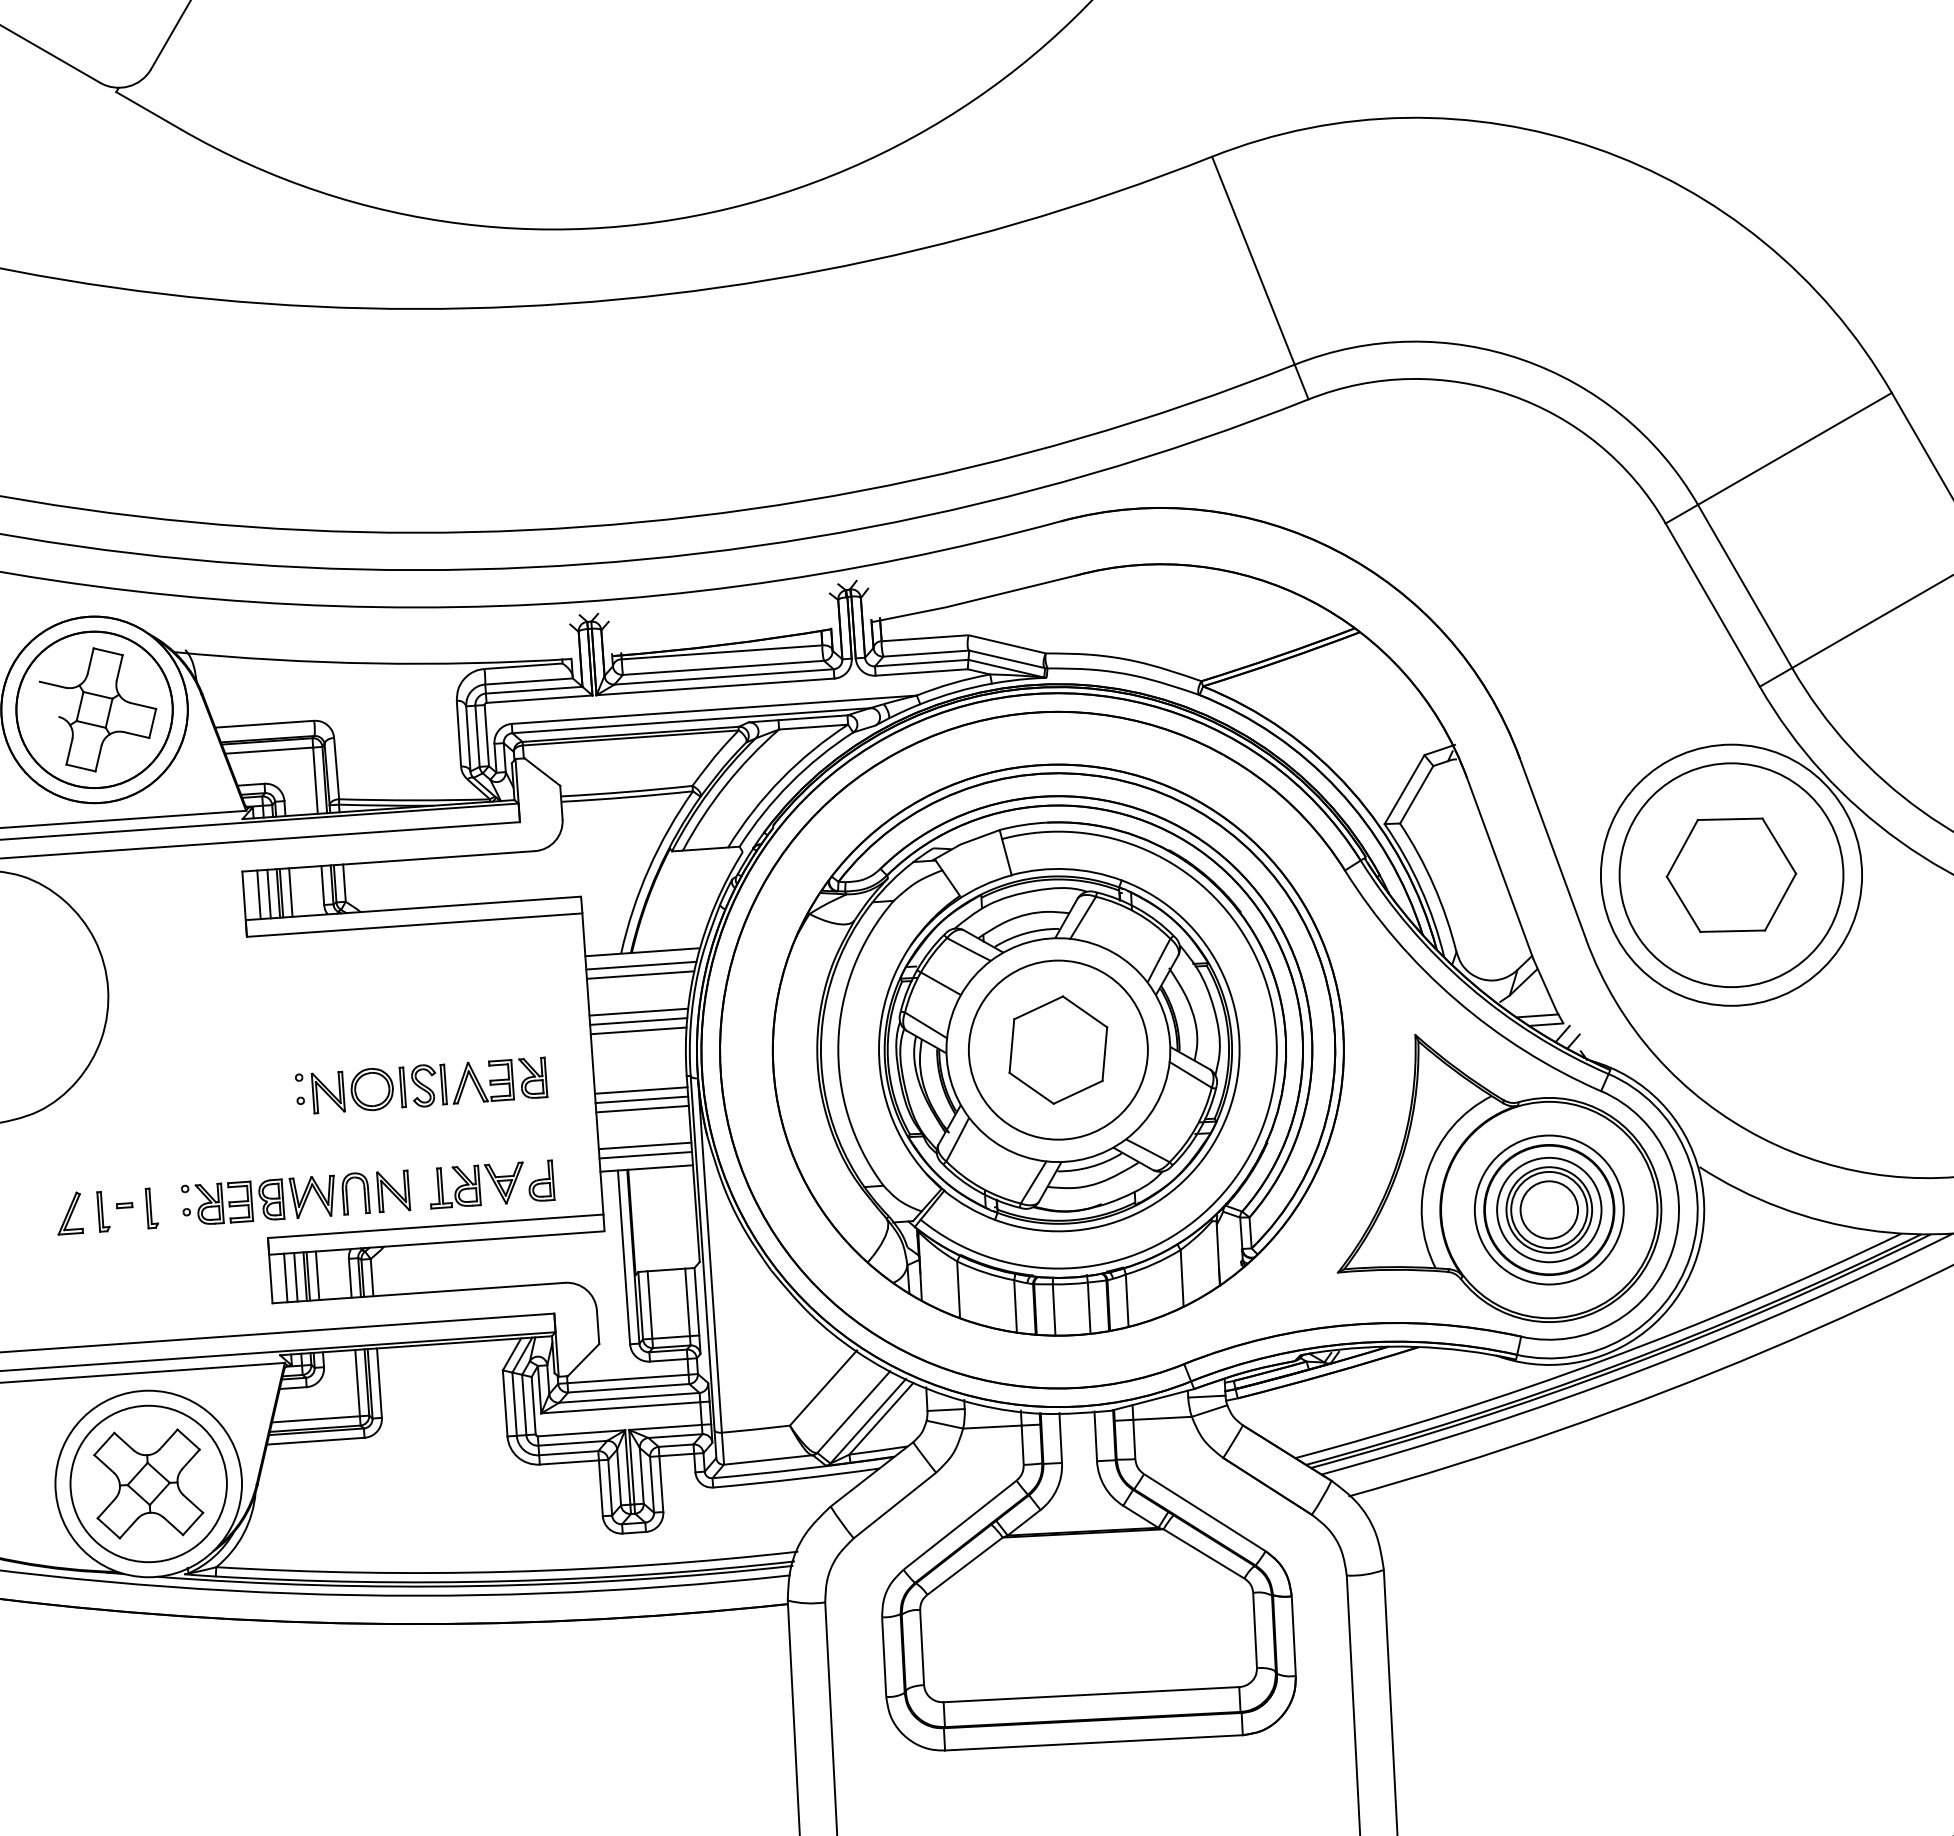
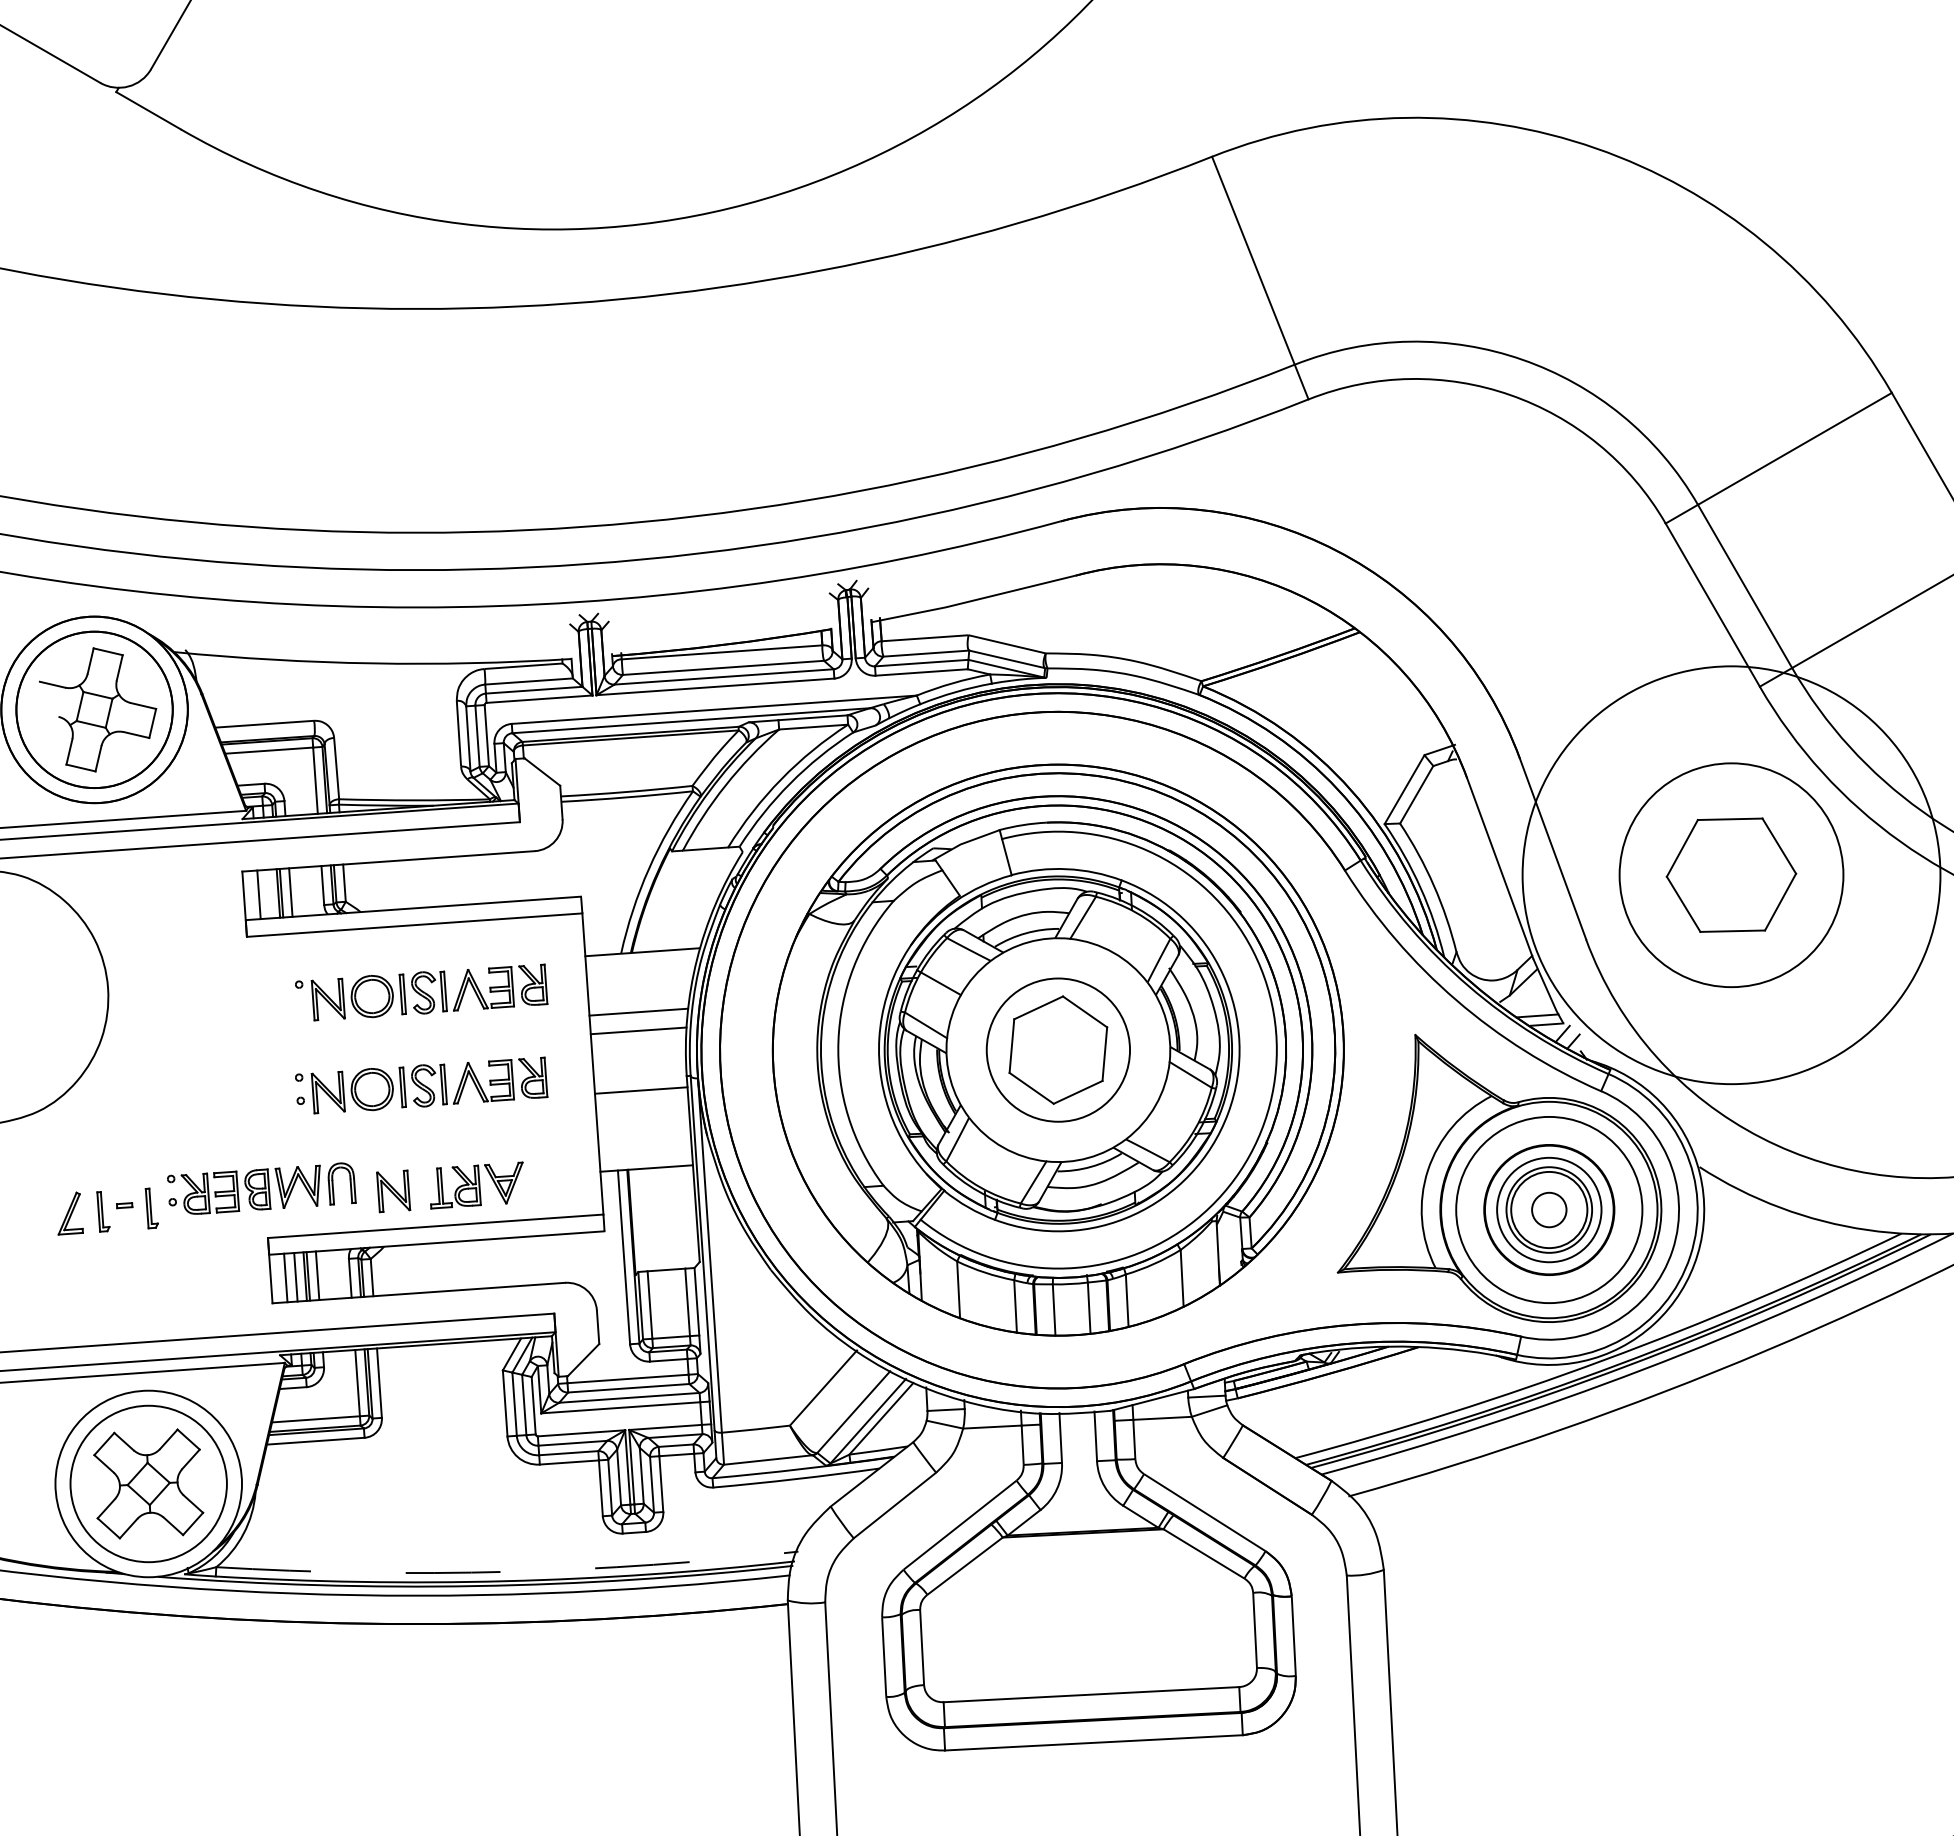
circle diameter: 261 px -> 418 px (1731, 875)
line: present -> none (268, 893)
line: present -> none (641, 965)
line: present -> none (640, 974)
part: none -> present (421, 992)
line: present -> none (638, 1021)
circle diameter: 179 px -> 143 px (1058, 1049)
line: present -> none (641, 1099)
line: present -> none (642, 1108)
line: present -> none (644, 1145)
line: present -> none (645, 1154)
part: present -> none (541, 1180)
part position: (275, 1198) -> (261, 1188) (261, 1188)
circle diameter: 149 px -> 186 px (1549, 1209)
circle diameter: 57 px -> 34 px (1549, 1209)
arc: solid -> dashed (507, 1571)
